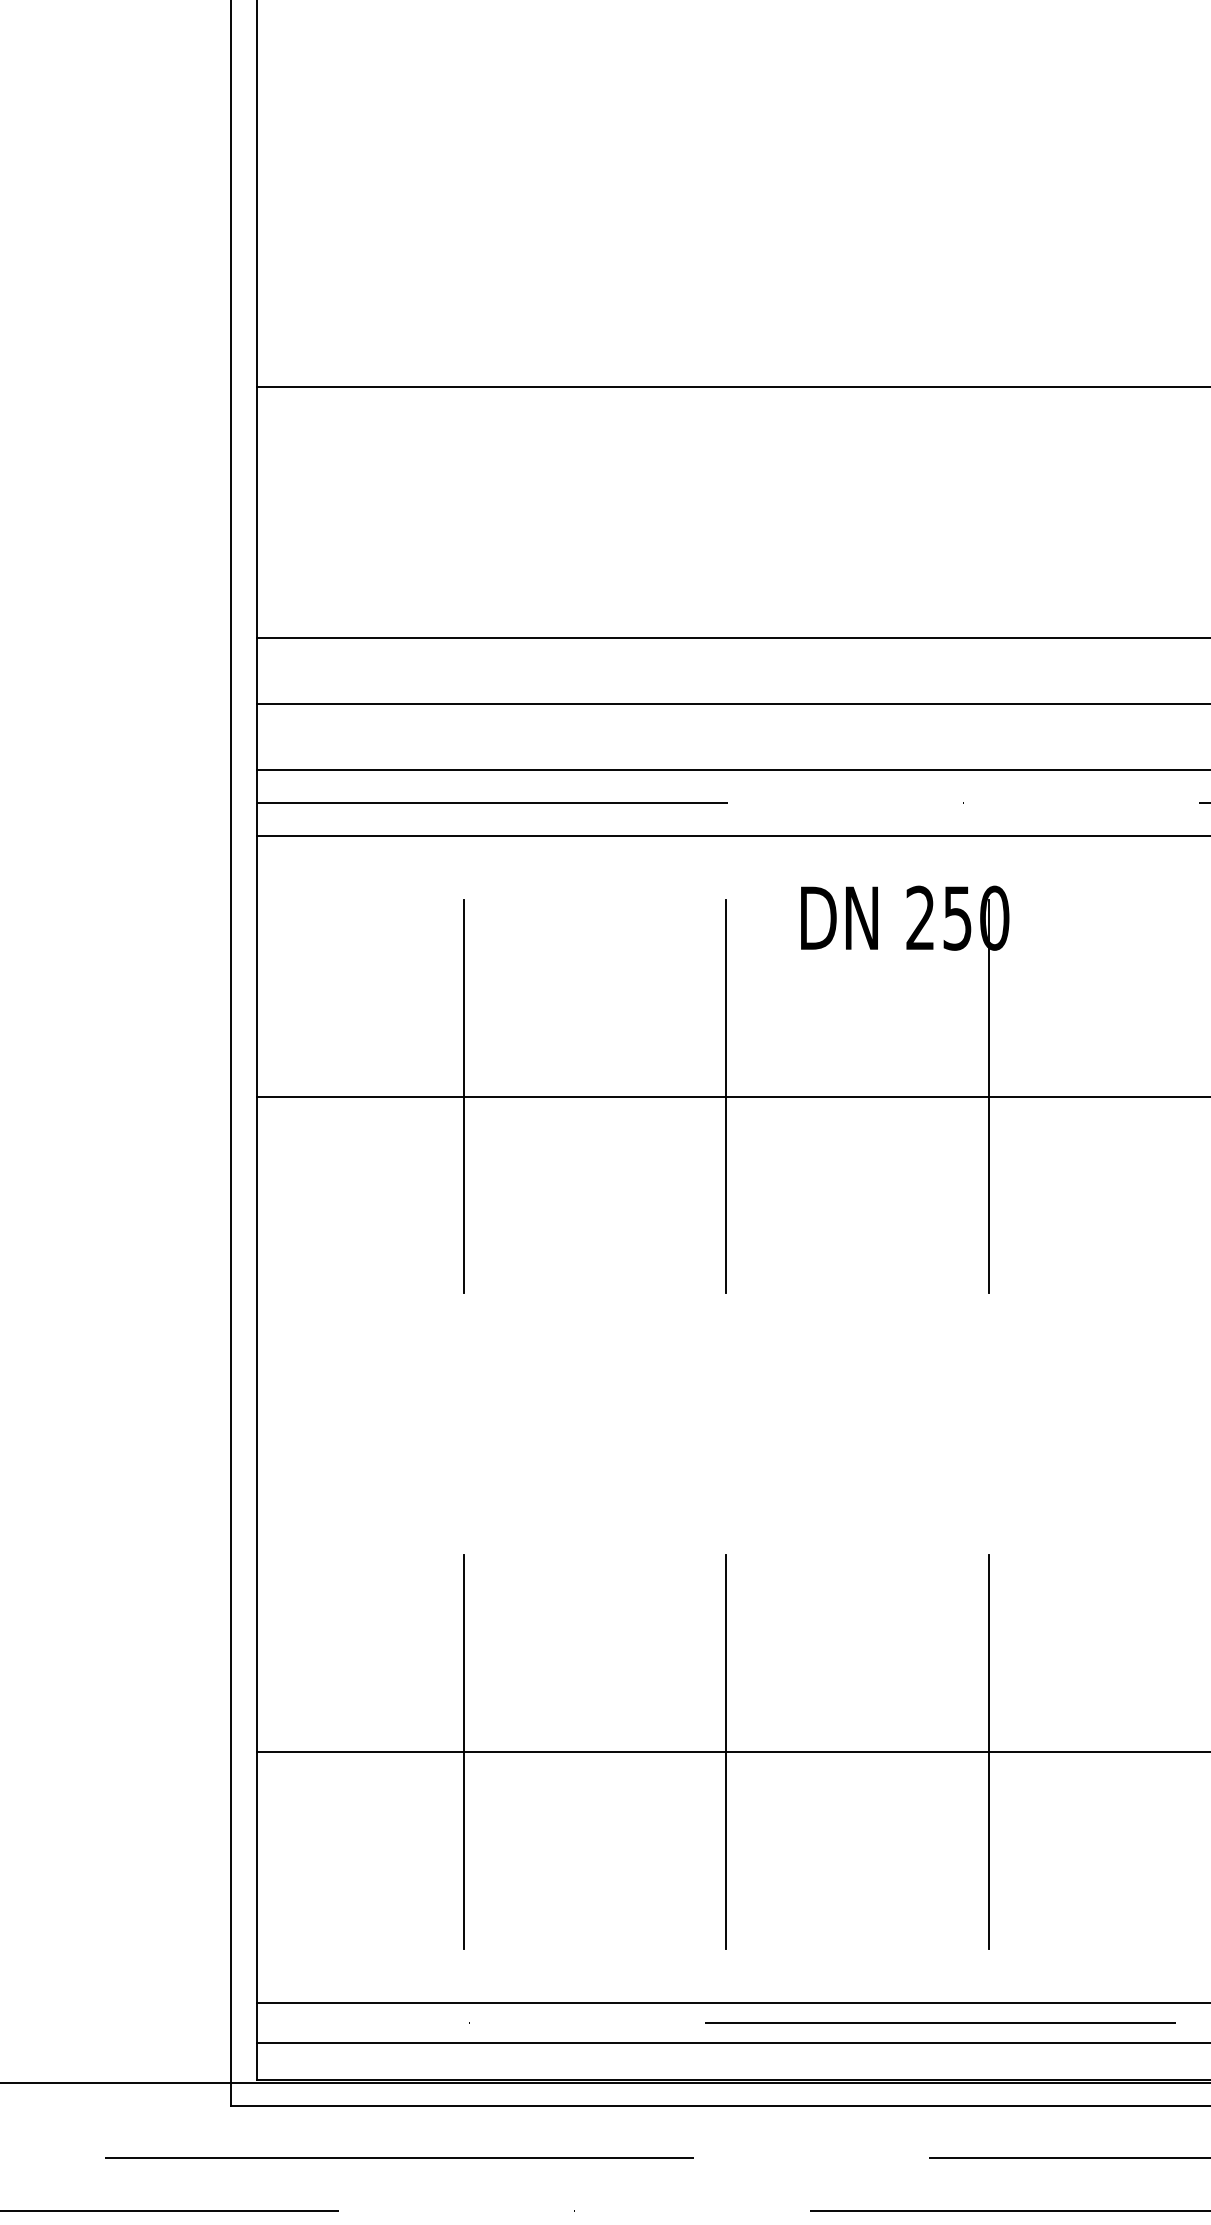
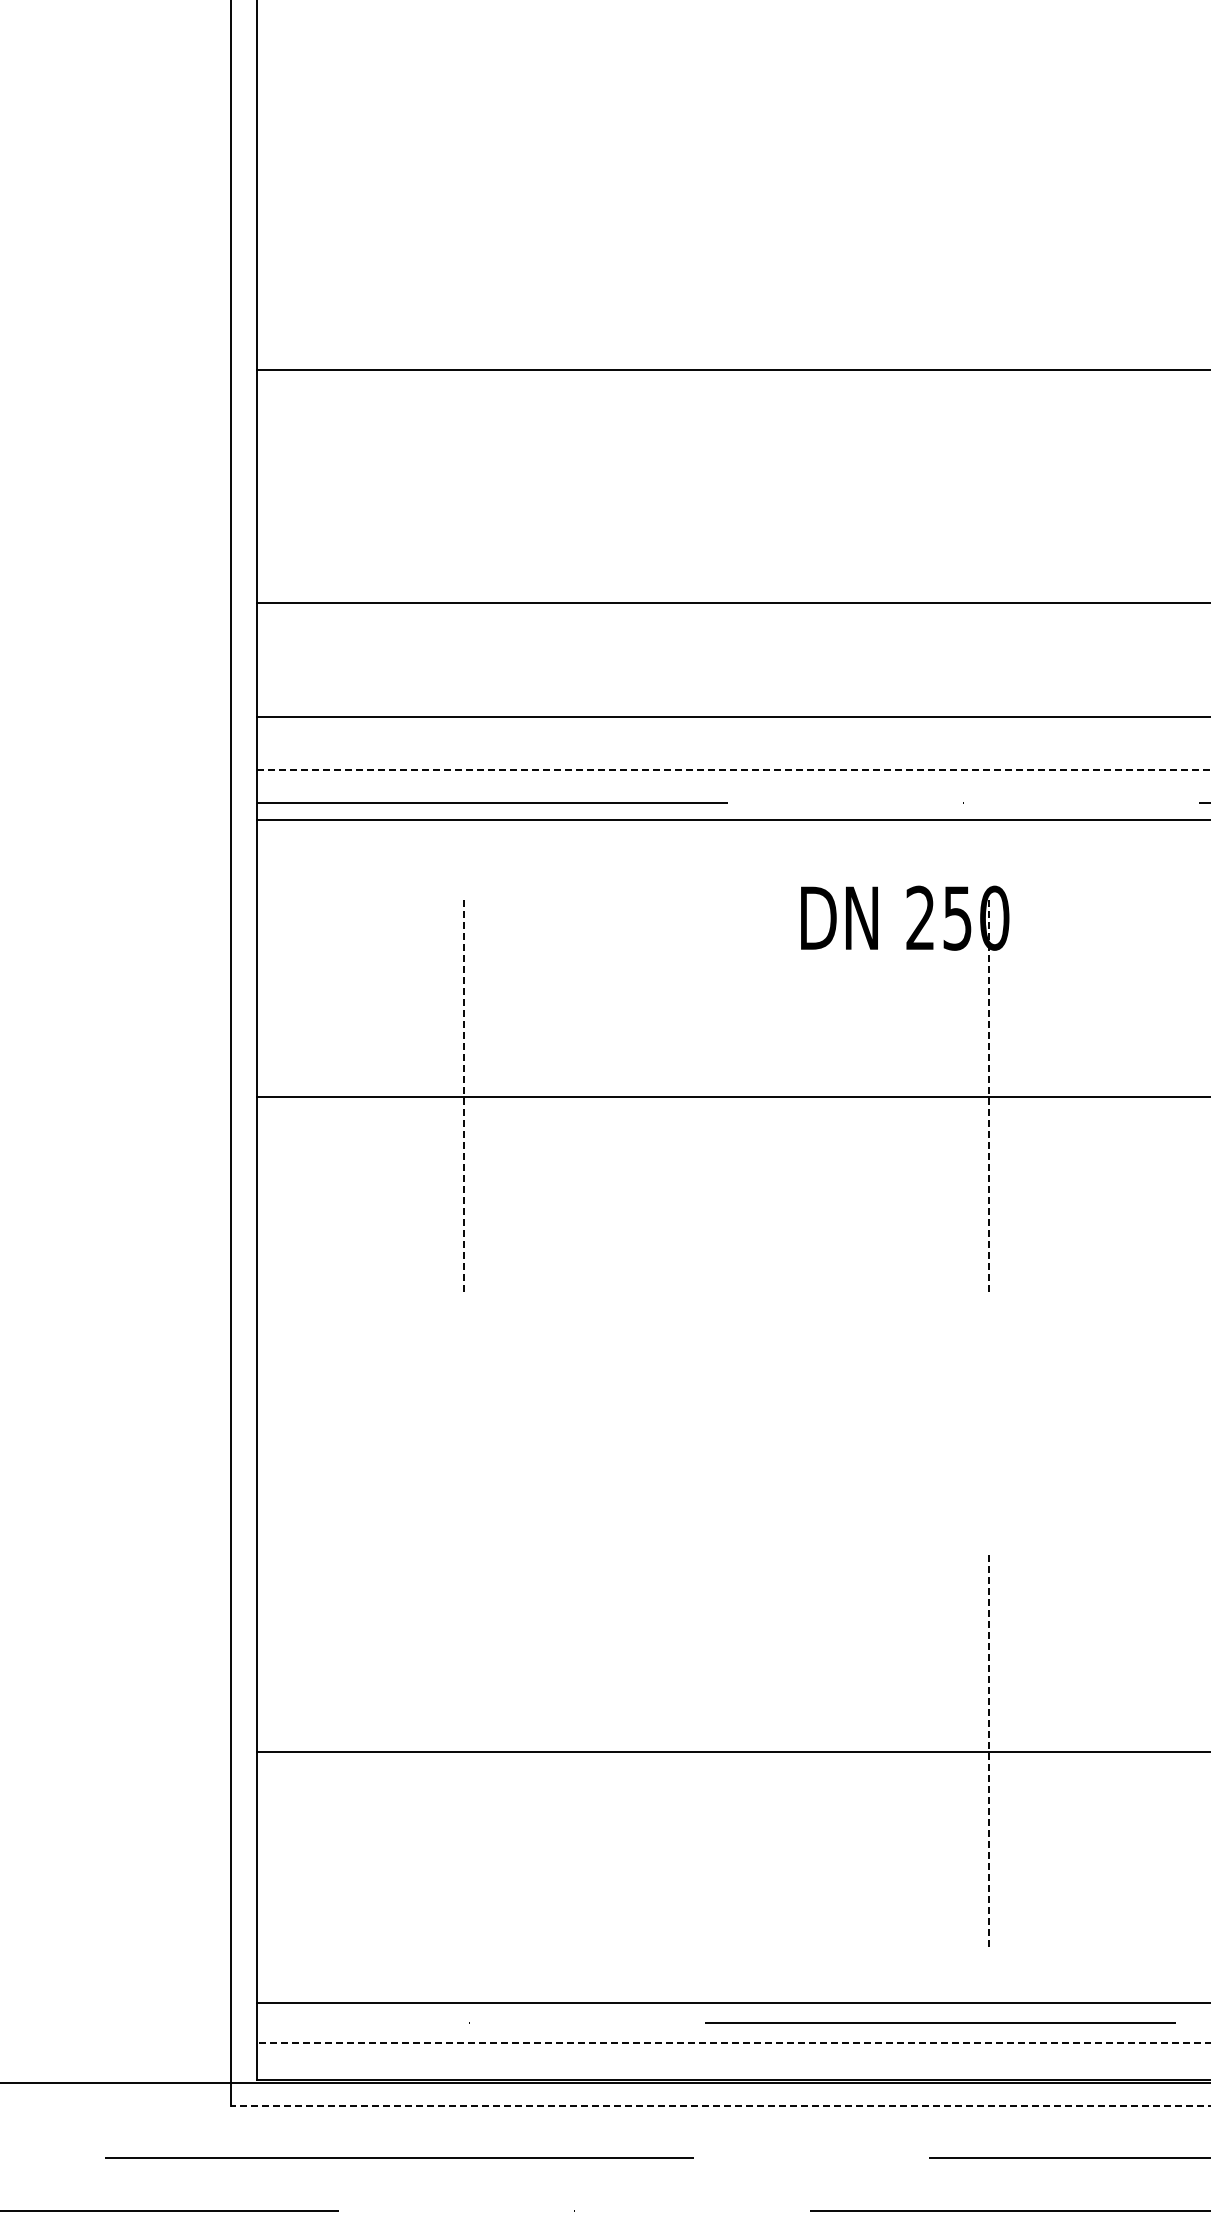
line position: (732, 386) -> (732, 369) (732, 369)
line position: (732, 638) -> (732, 603) (732, 603)
line position: (732, 703) -> (732, 716) (732, 716)
line: solid -> dashed (733, 770)
line position: (732, 835) -> (732, 819) (732, 819)
line: solid -> dashed (464, 1096)
line: present -> none (726, 1096)
line: solid -> dashed (988, 1096)
line: present -> none (464, 1751)
line: present -> none (726, 1751)
line: solid -> dashed (988, 1752)
line: solid -> dashed (733, 2042)
line: solid -> dashed (720, 2105)
